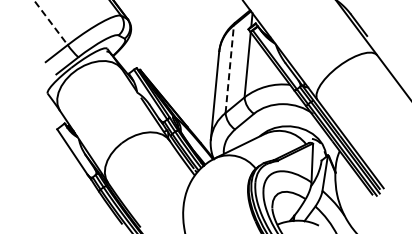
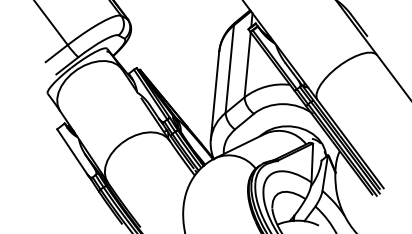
line: dashed -> solid (50, 22)
line: dashed -> solid (229, 69)
